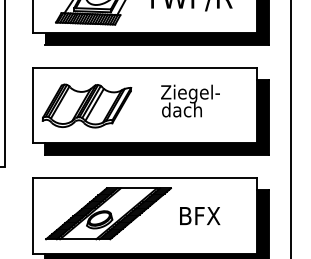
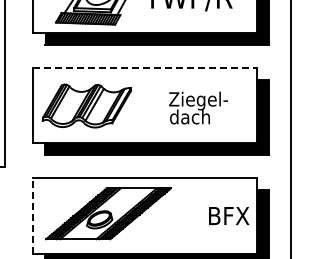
line: solid -> dashed (145, 67)
text position: (190, 100) -> (198, 107) (198, 107)
text position: (200, 215) -> (229, 215) (229, 215)
line: solid -> dashed (33, 216)
